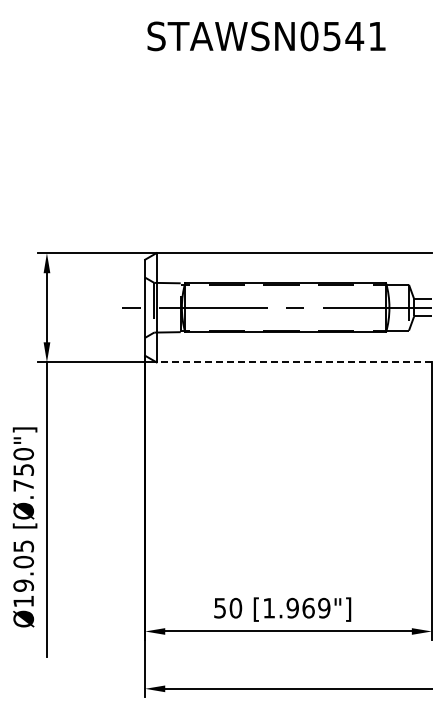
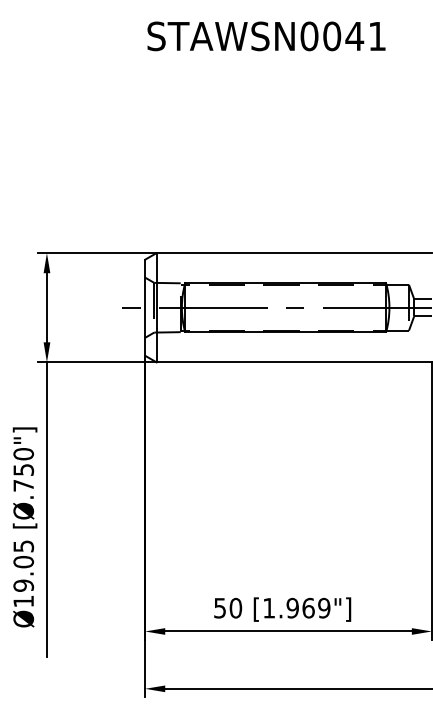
text: STAWSN0541 -> STAWSN0041 (332, 36)
line: dashed -> solid (294, 362)
